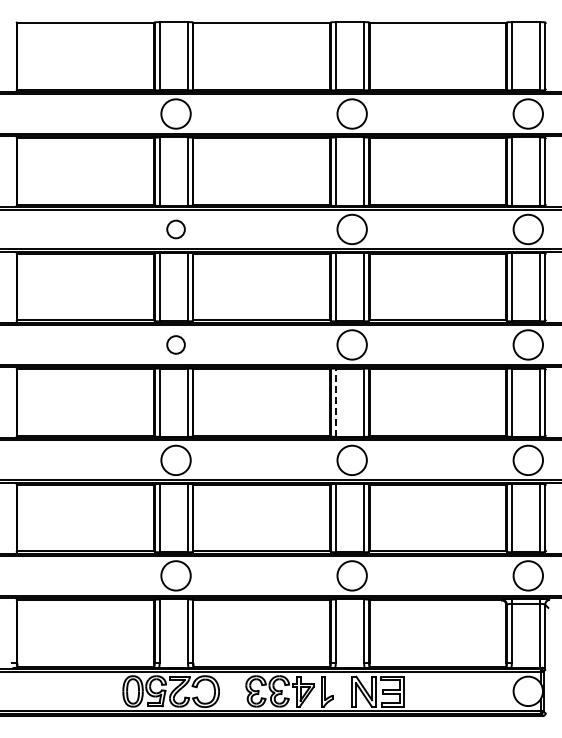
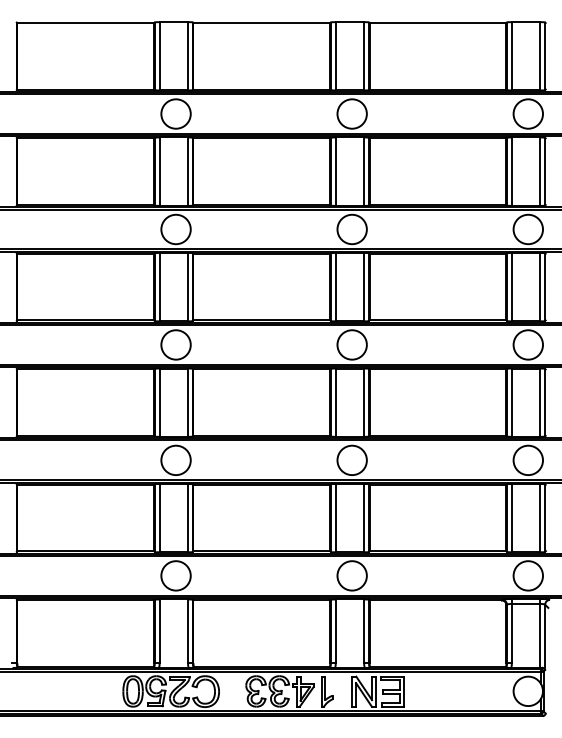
circle diameter: 18 px -> 29 px (175, 229)
circle diameter: 18 px -> 29 px (175, 344)
line: dashed -> solid (335, 402)
